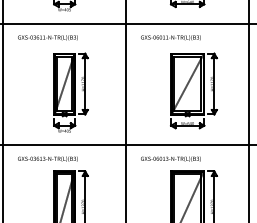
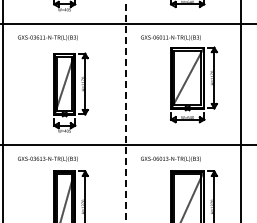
part position: (193, 90) -> (193, 84) (193, 84)
line position: (249, 110) -> (241, 110) (241, 110)
line: solid -> dashed (126, 111)
